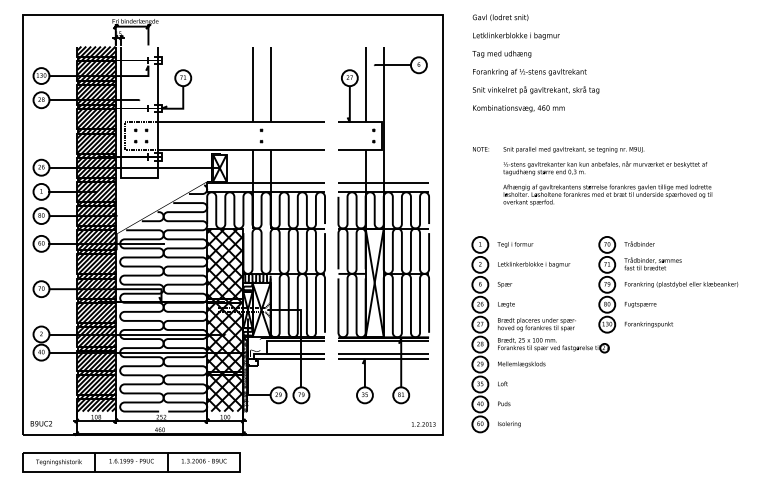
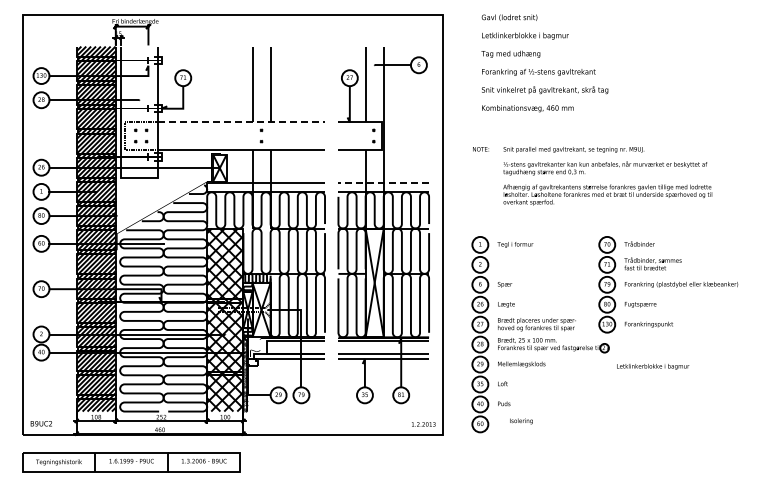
text position: (535, 63) -> (544, 63) (544, 63)
line: solid -> dashed (241, 122)
line: solid -> dashed (383, 183)
text position: (534, 264) -> (653, 366) (653, 366)
text position: (509, 424) -> (521, 421) (521, 421)
